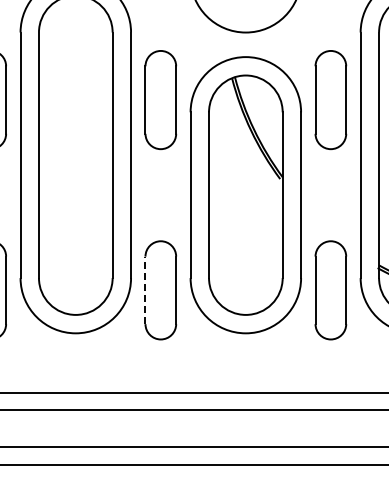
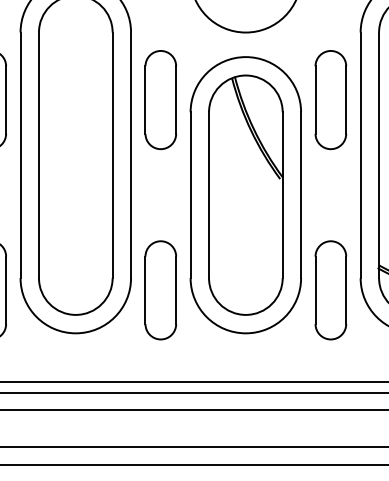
line: dashed -> solid (145, 290)
line: none -> present (193, 382)
